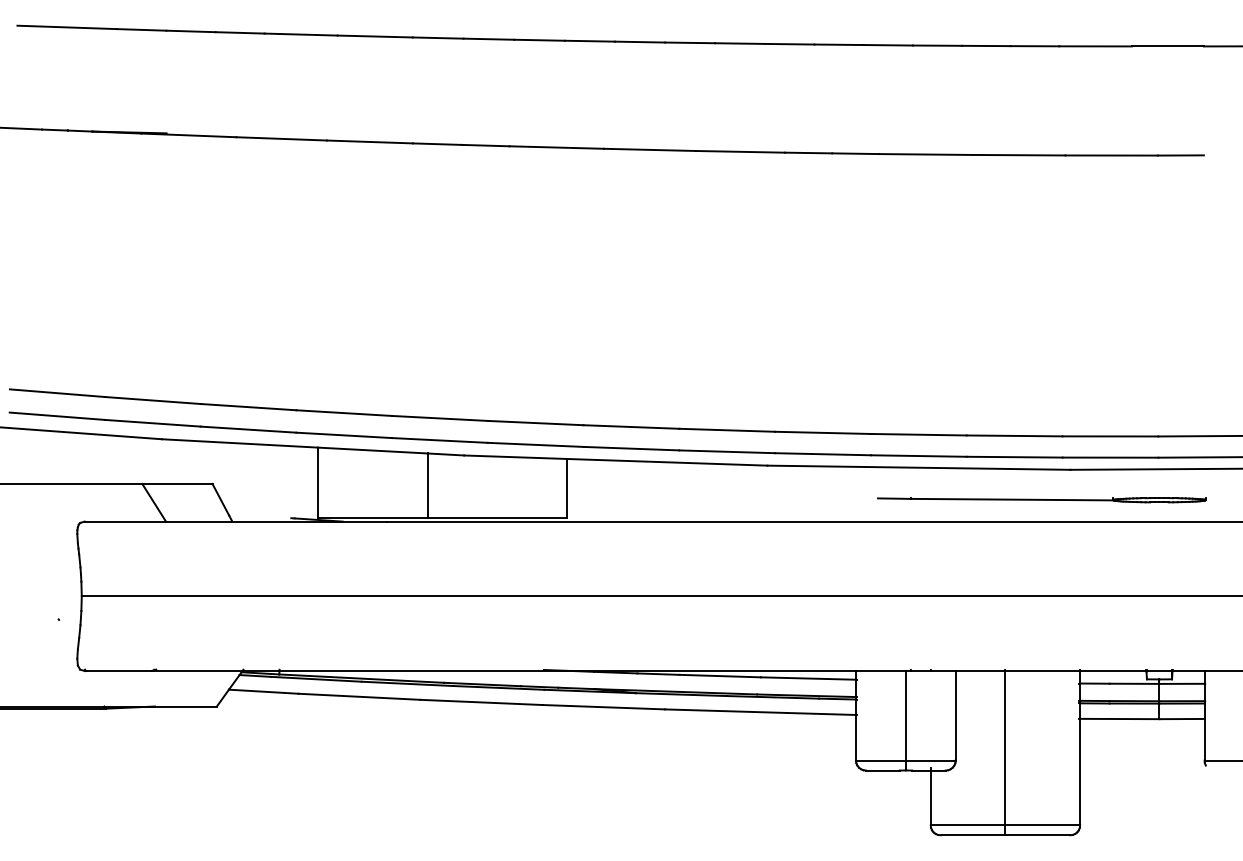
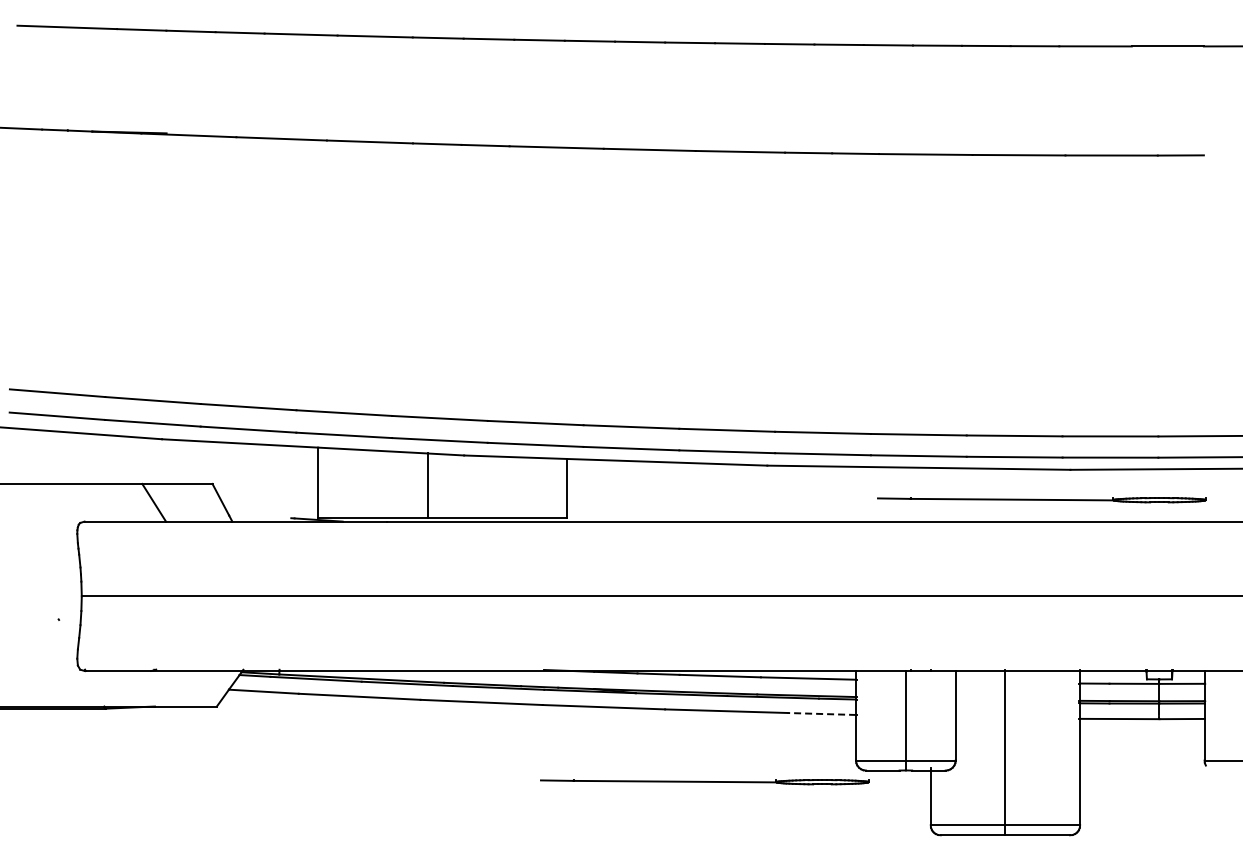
line: solid -> dashed (821, 713)
part: none -> present (704, 782)
